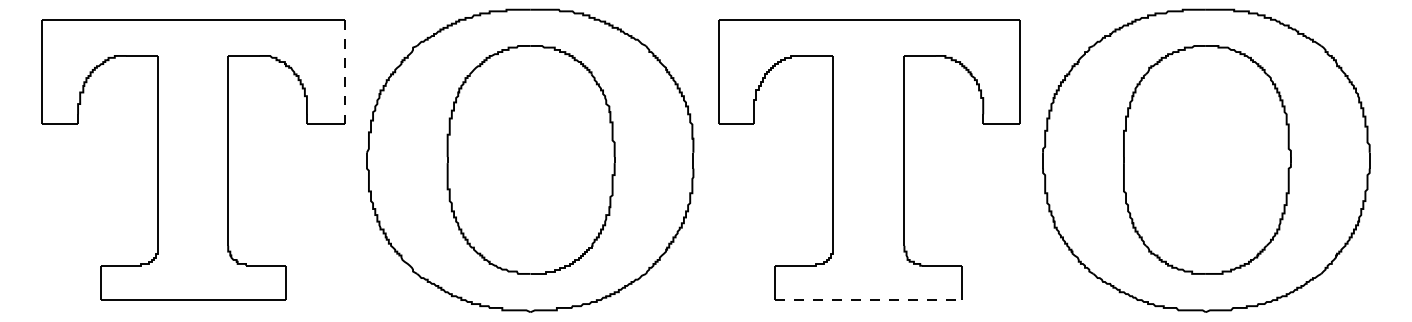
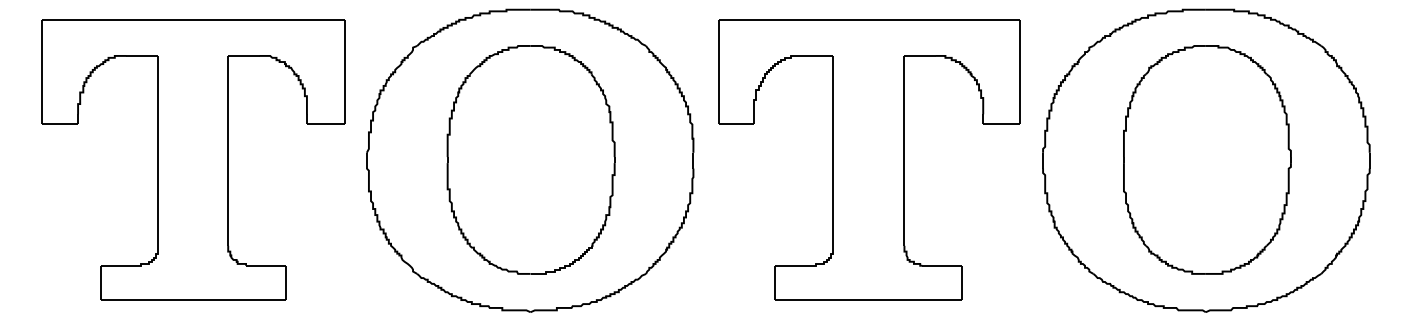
line: dashed -> solid (344, 71)
line: dashed -> solid (869, 300)
